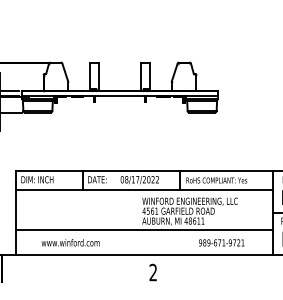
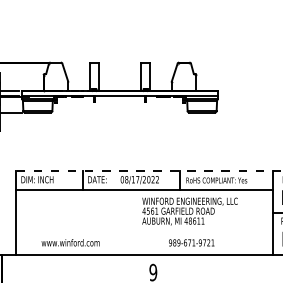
line: solid -> dashed (148, 170)
line: present -> none (144, 230)
text position: (221, 242) -> (191, 242) (191, 242)
text: 2 -> 9 (153, 272)
